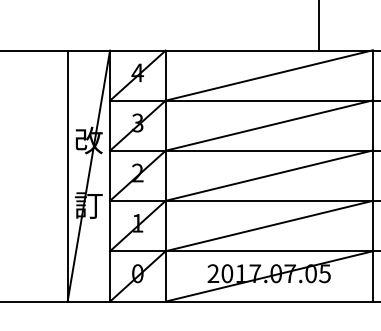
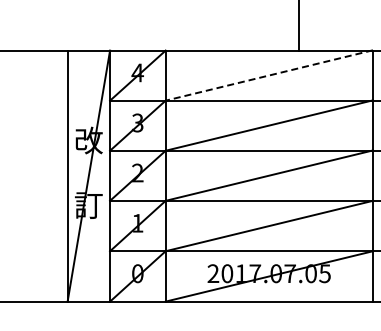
line position: (318, 26) -> (298, 26) (298, 26)
line: solid -> dashed (269, 75)
